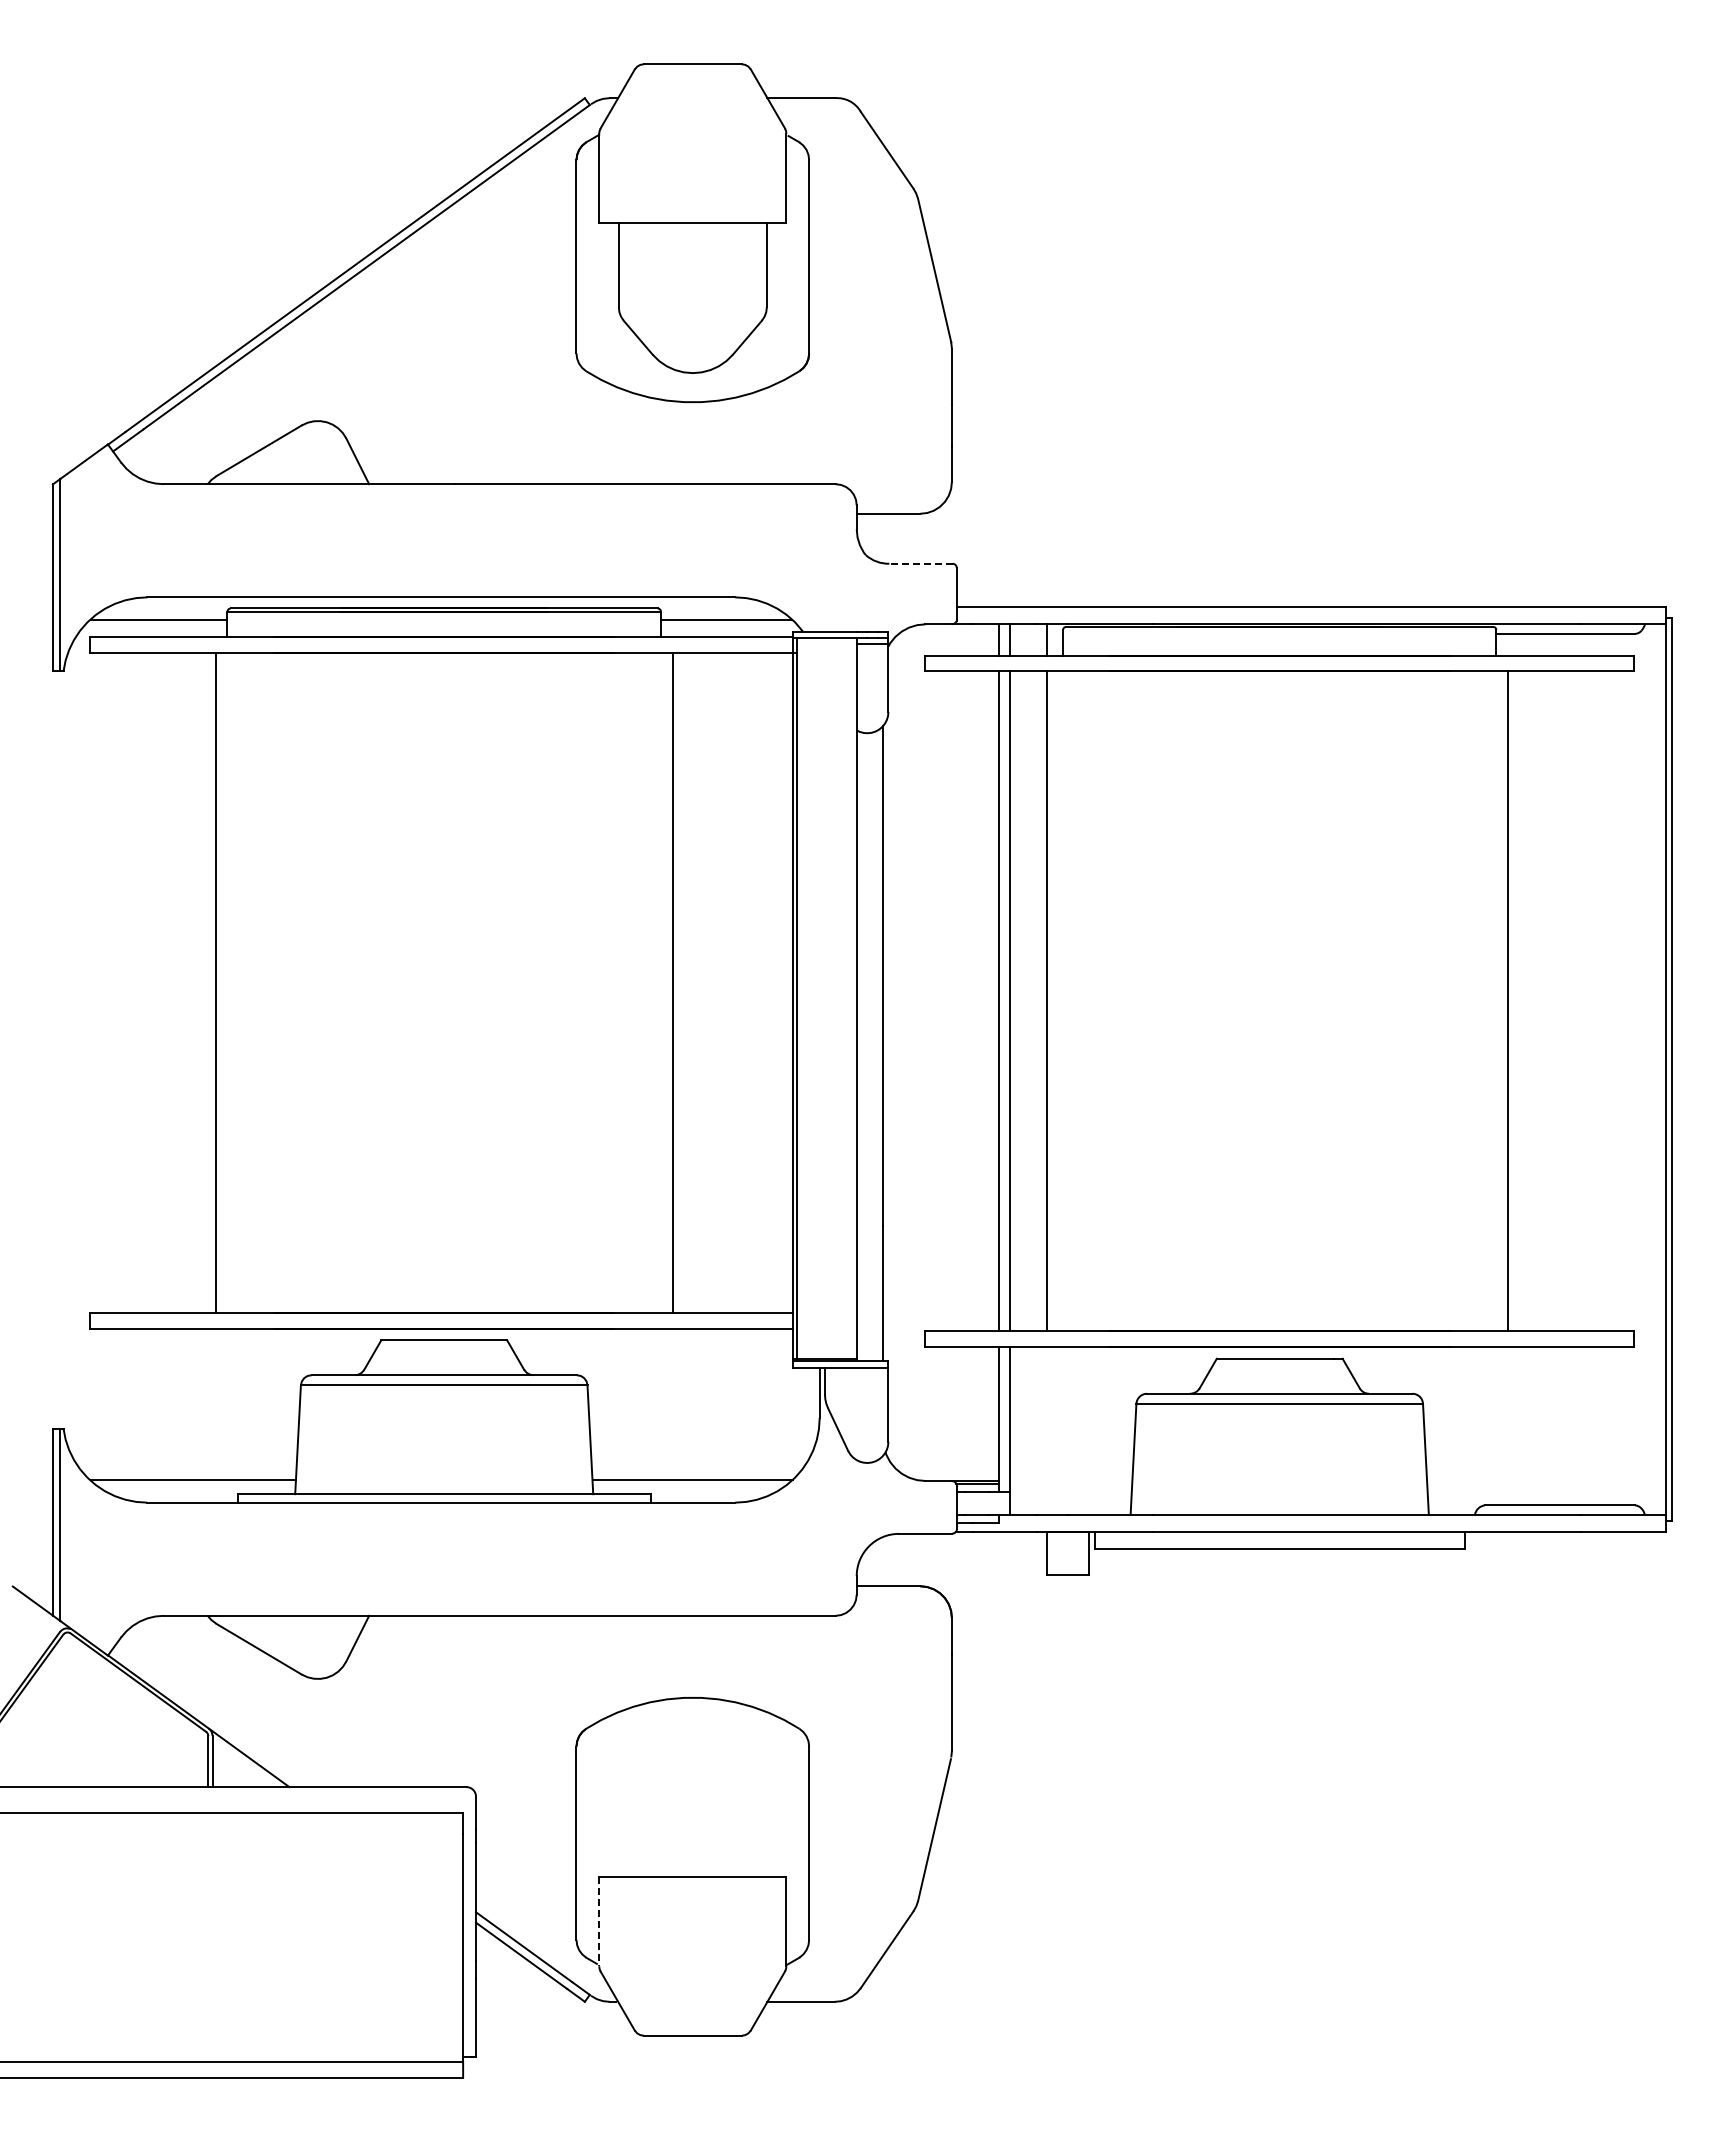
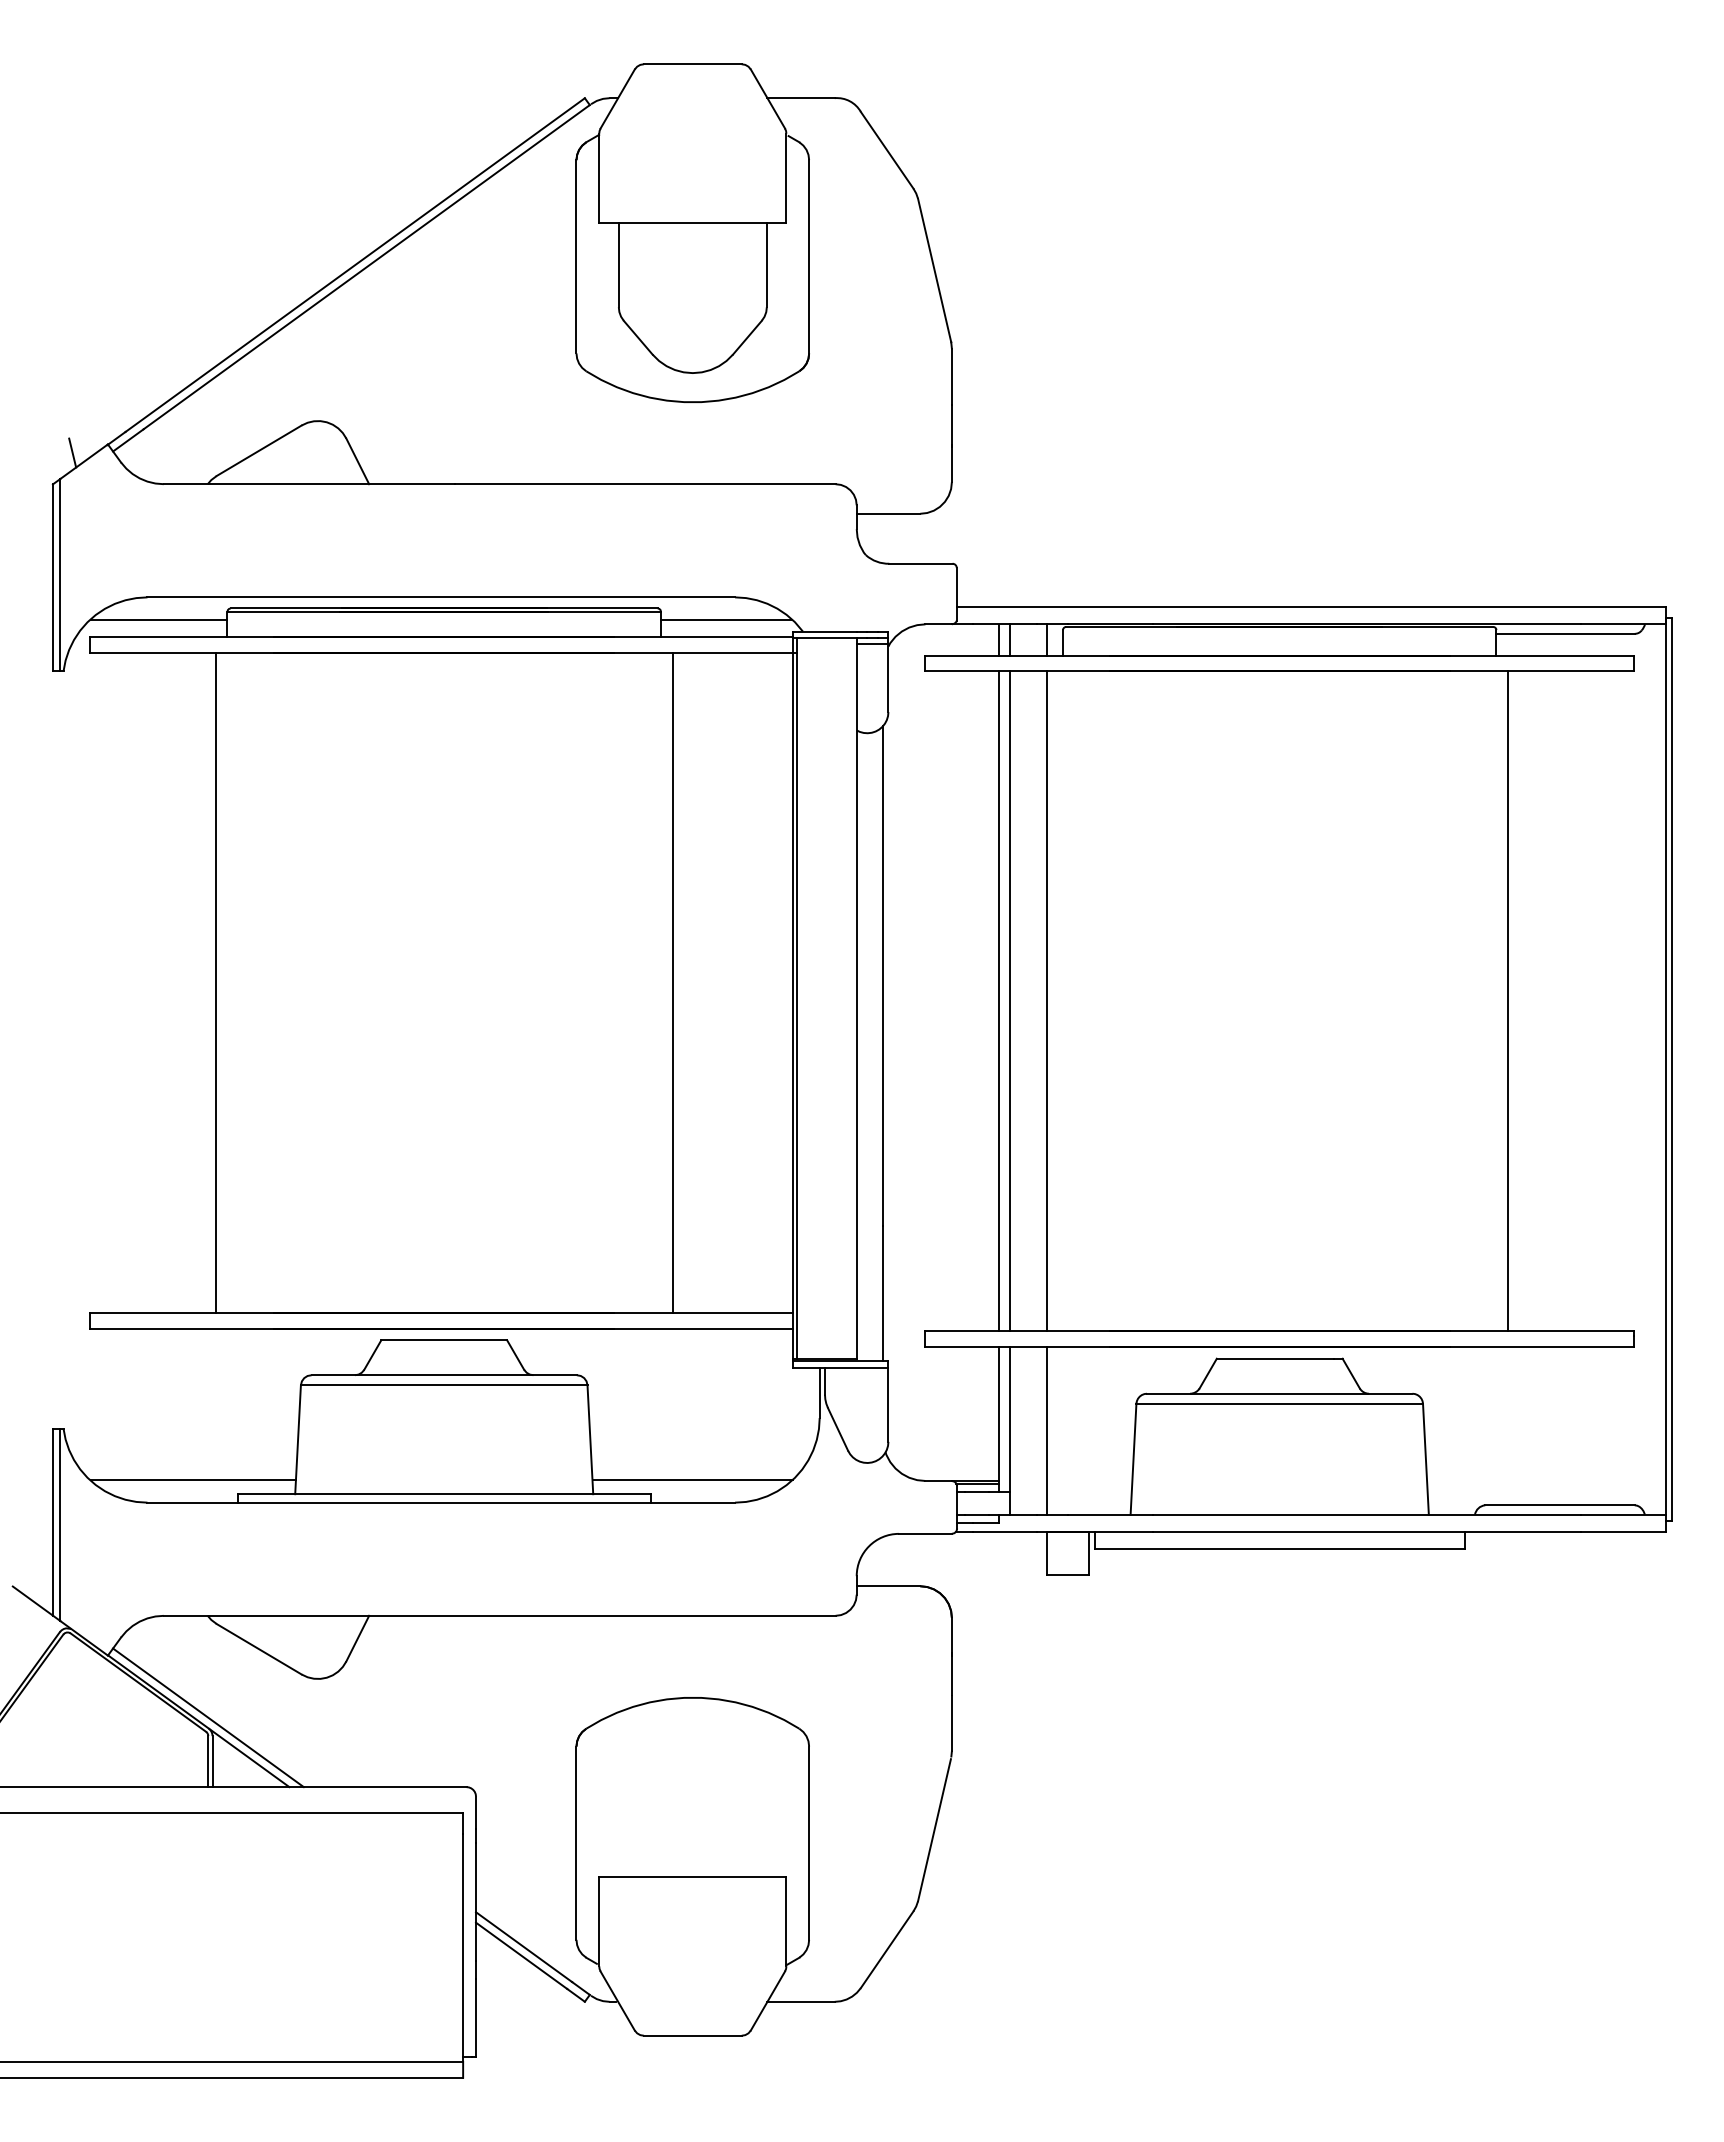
line: none -> present (72, 452)
line: dashed -> solid (920, 563)
line: none -> present (1047, 1430)
line: none -> present (208, 1717)
line: dashed -> solid (599, 1921)
